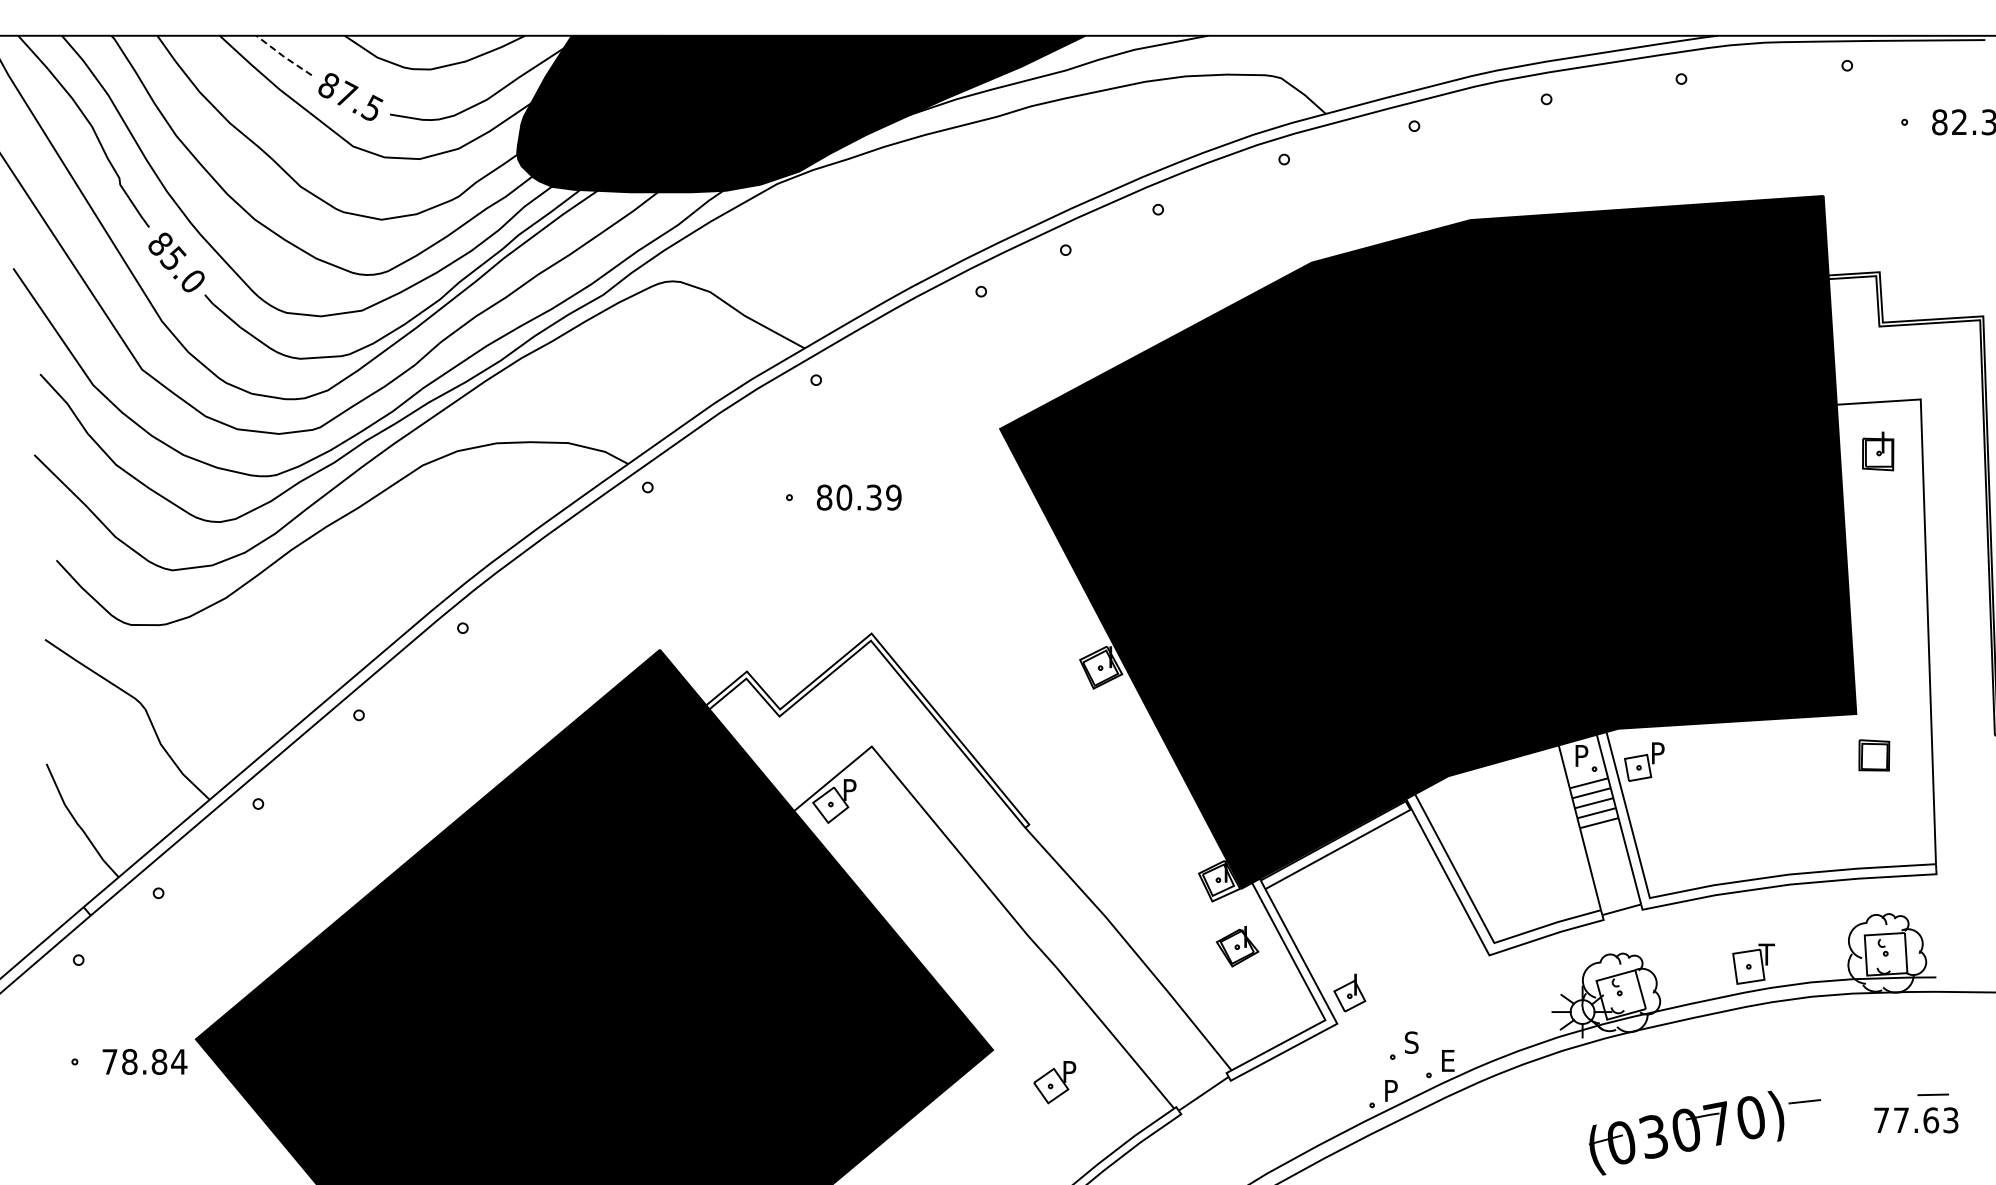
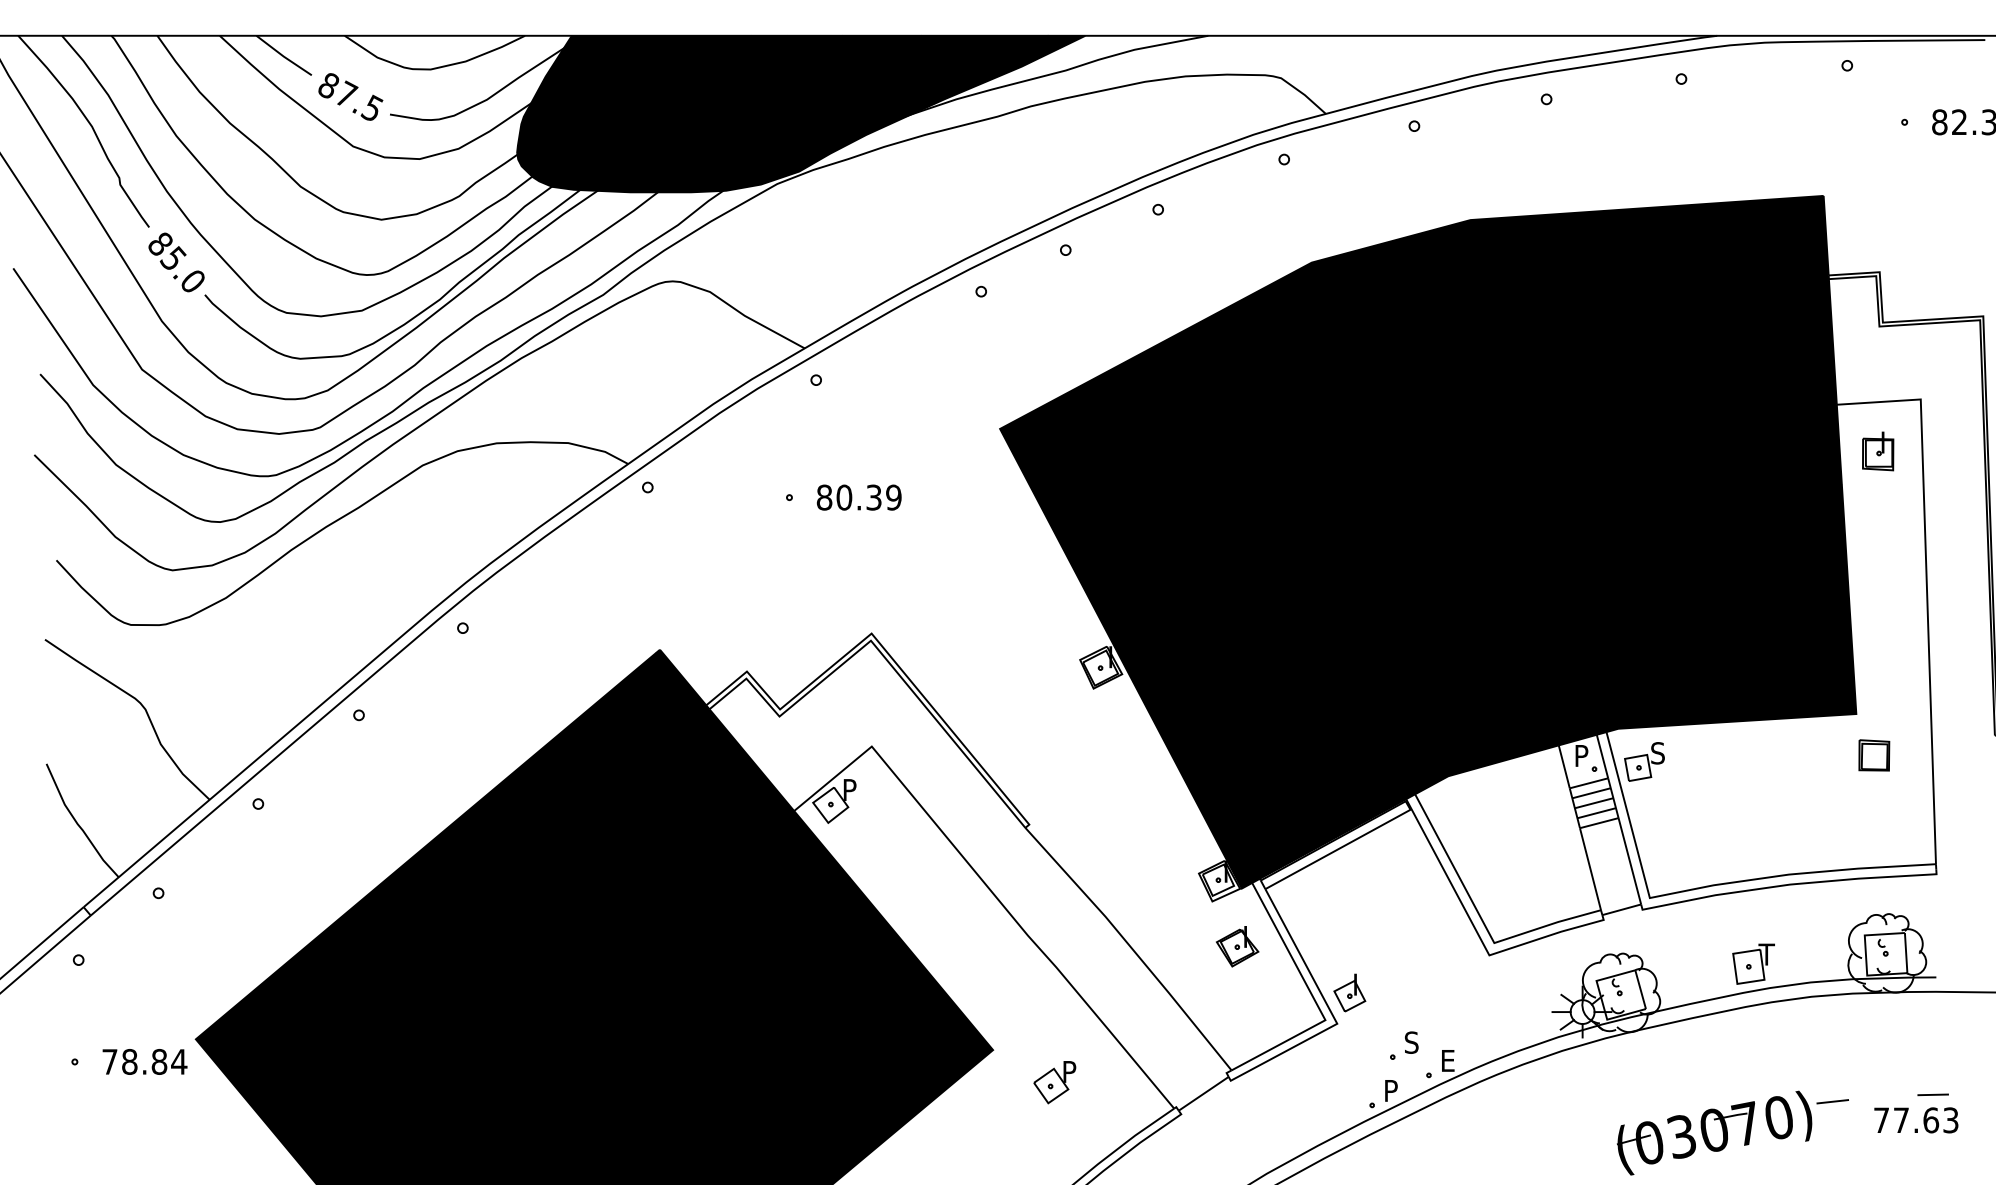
line: dashed -> solid (283, 56)
text: P -> S (1657, 753)
part position: (1704, 1132) -> (1732, 1132) (1732, 1132)
